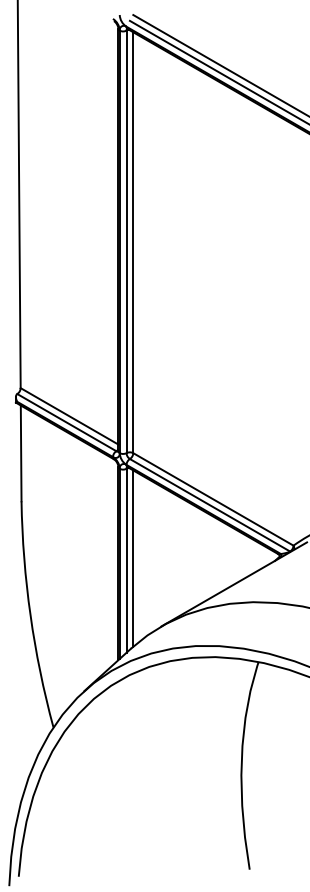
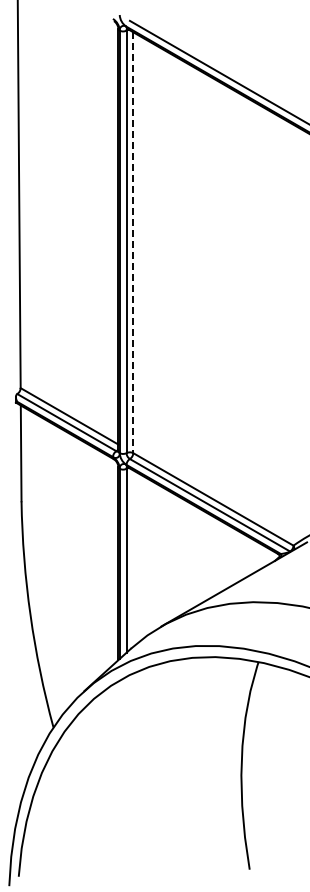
line: present -> none (219, 65)
line: solid -> dashed (133, 243)
line: present -> none (133, 558)
